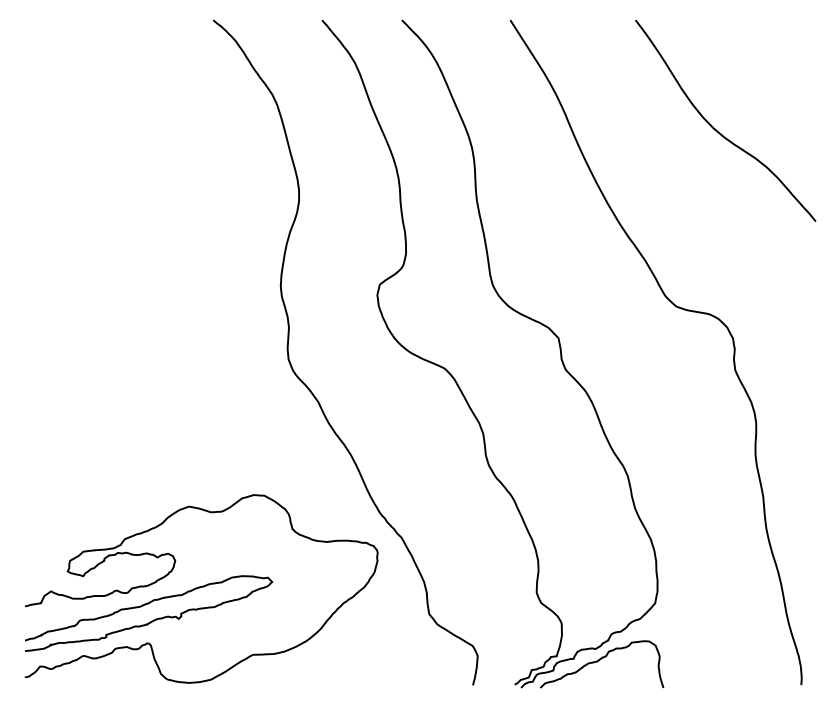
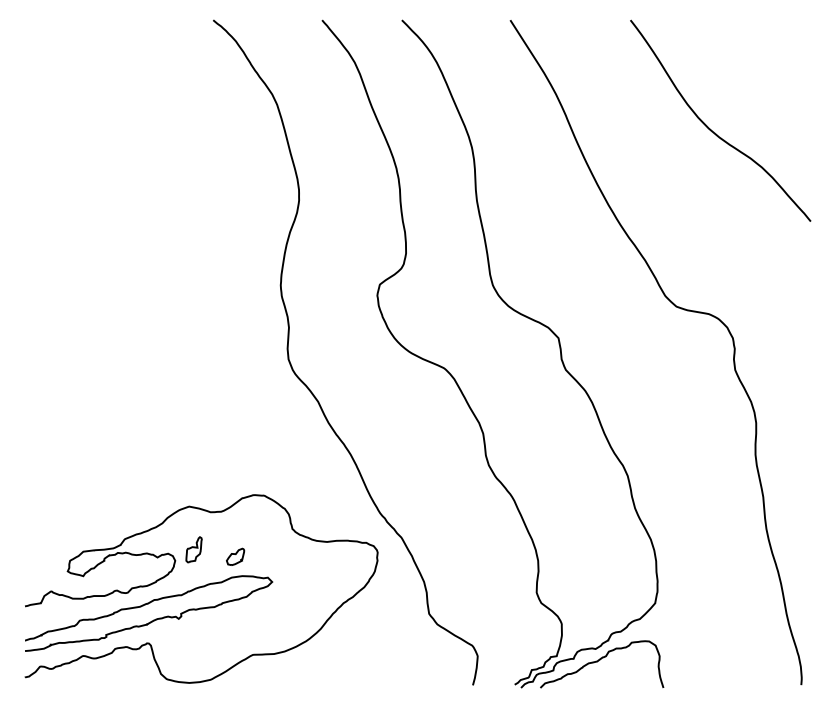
curve position: (716, 129) -> (711, 129) (711, 129)
part: none -> present (193, 549)
part: none -> present (235, 556)
